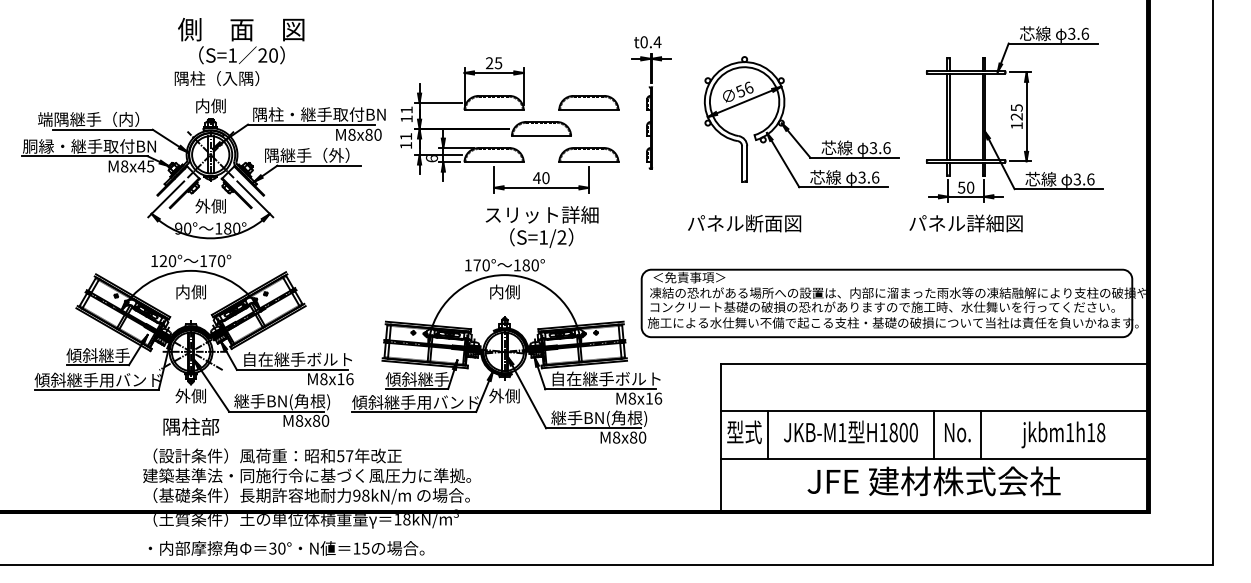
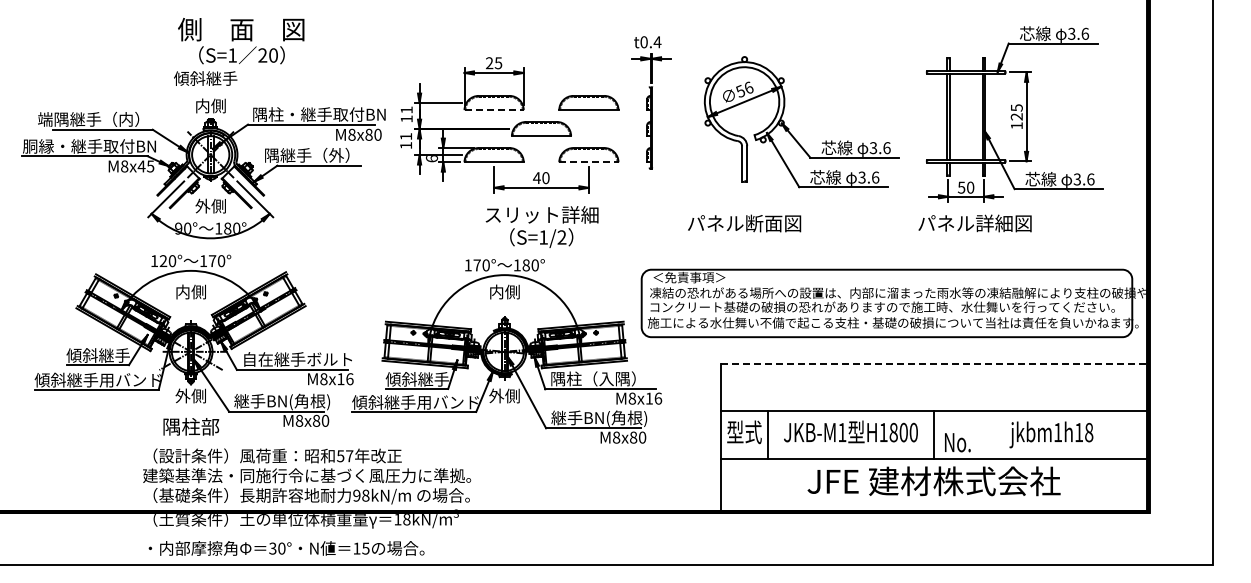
text: 隅柱（入隅） -> 傾斜継手 (216, 78)
line: solid -> dashed (494, 110)
line: solid -> dashed (588, 162)
text position: (965, 223) -> (974, 223) (974, 223)
line: solid -> dashed (934, 364)
text: 自在継手ボルト -> 隅柱（入隅） (605, 378)
text position: (957, 432) -> (957, 442) (957, 442)
line: present -> none (981, 434)
text position: (1063, 434) -> (1051, 434) (1051, 434)
